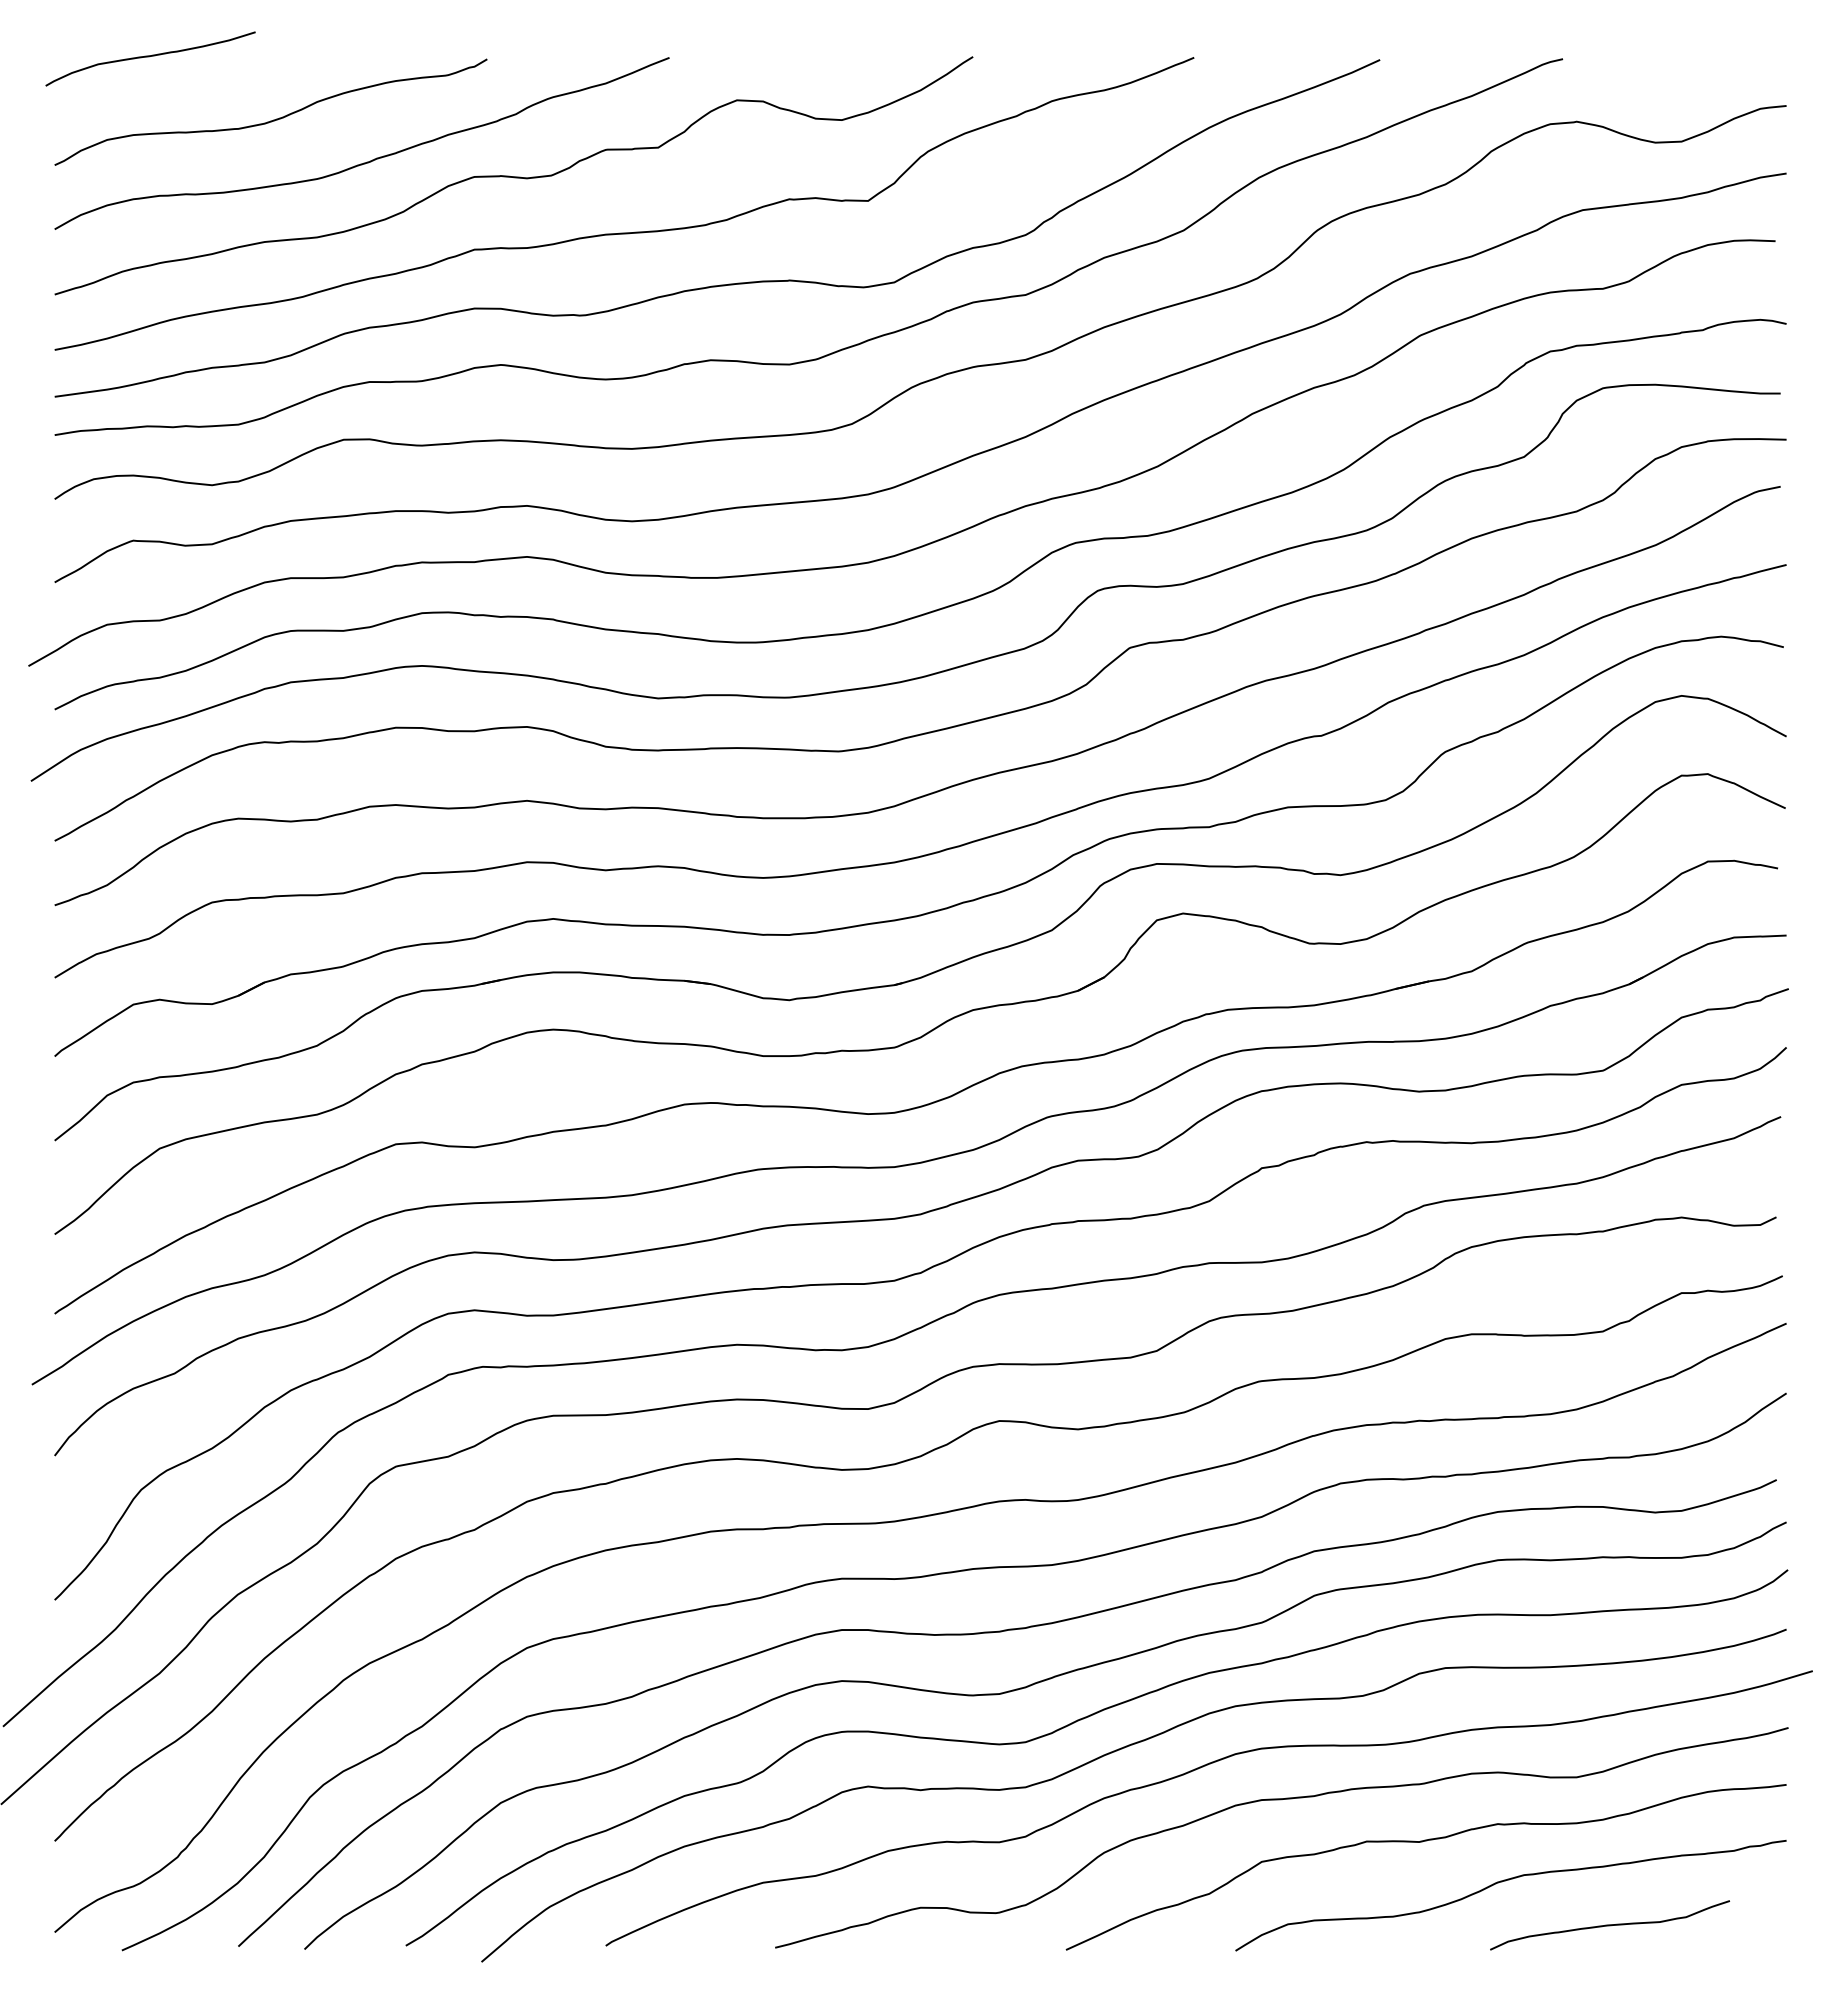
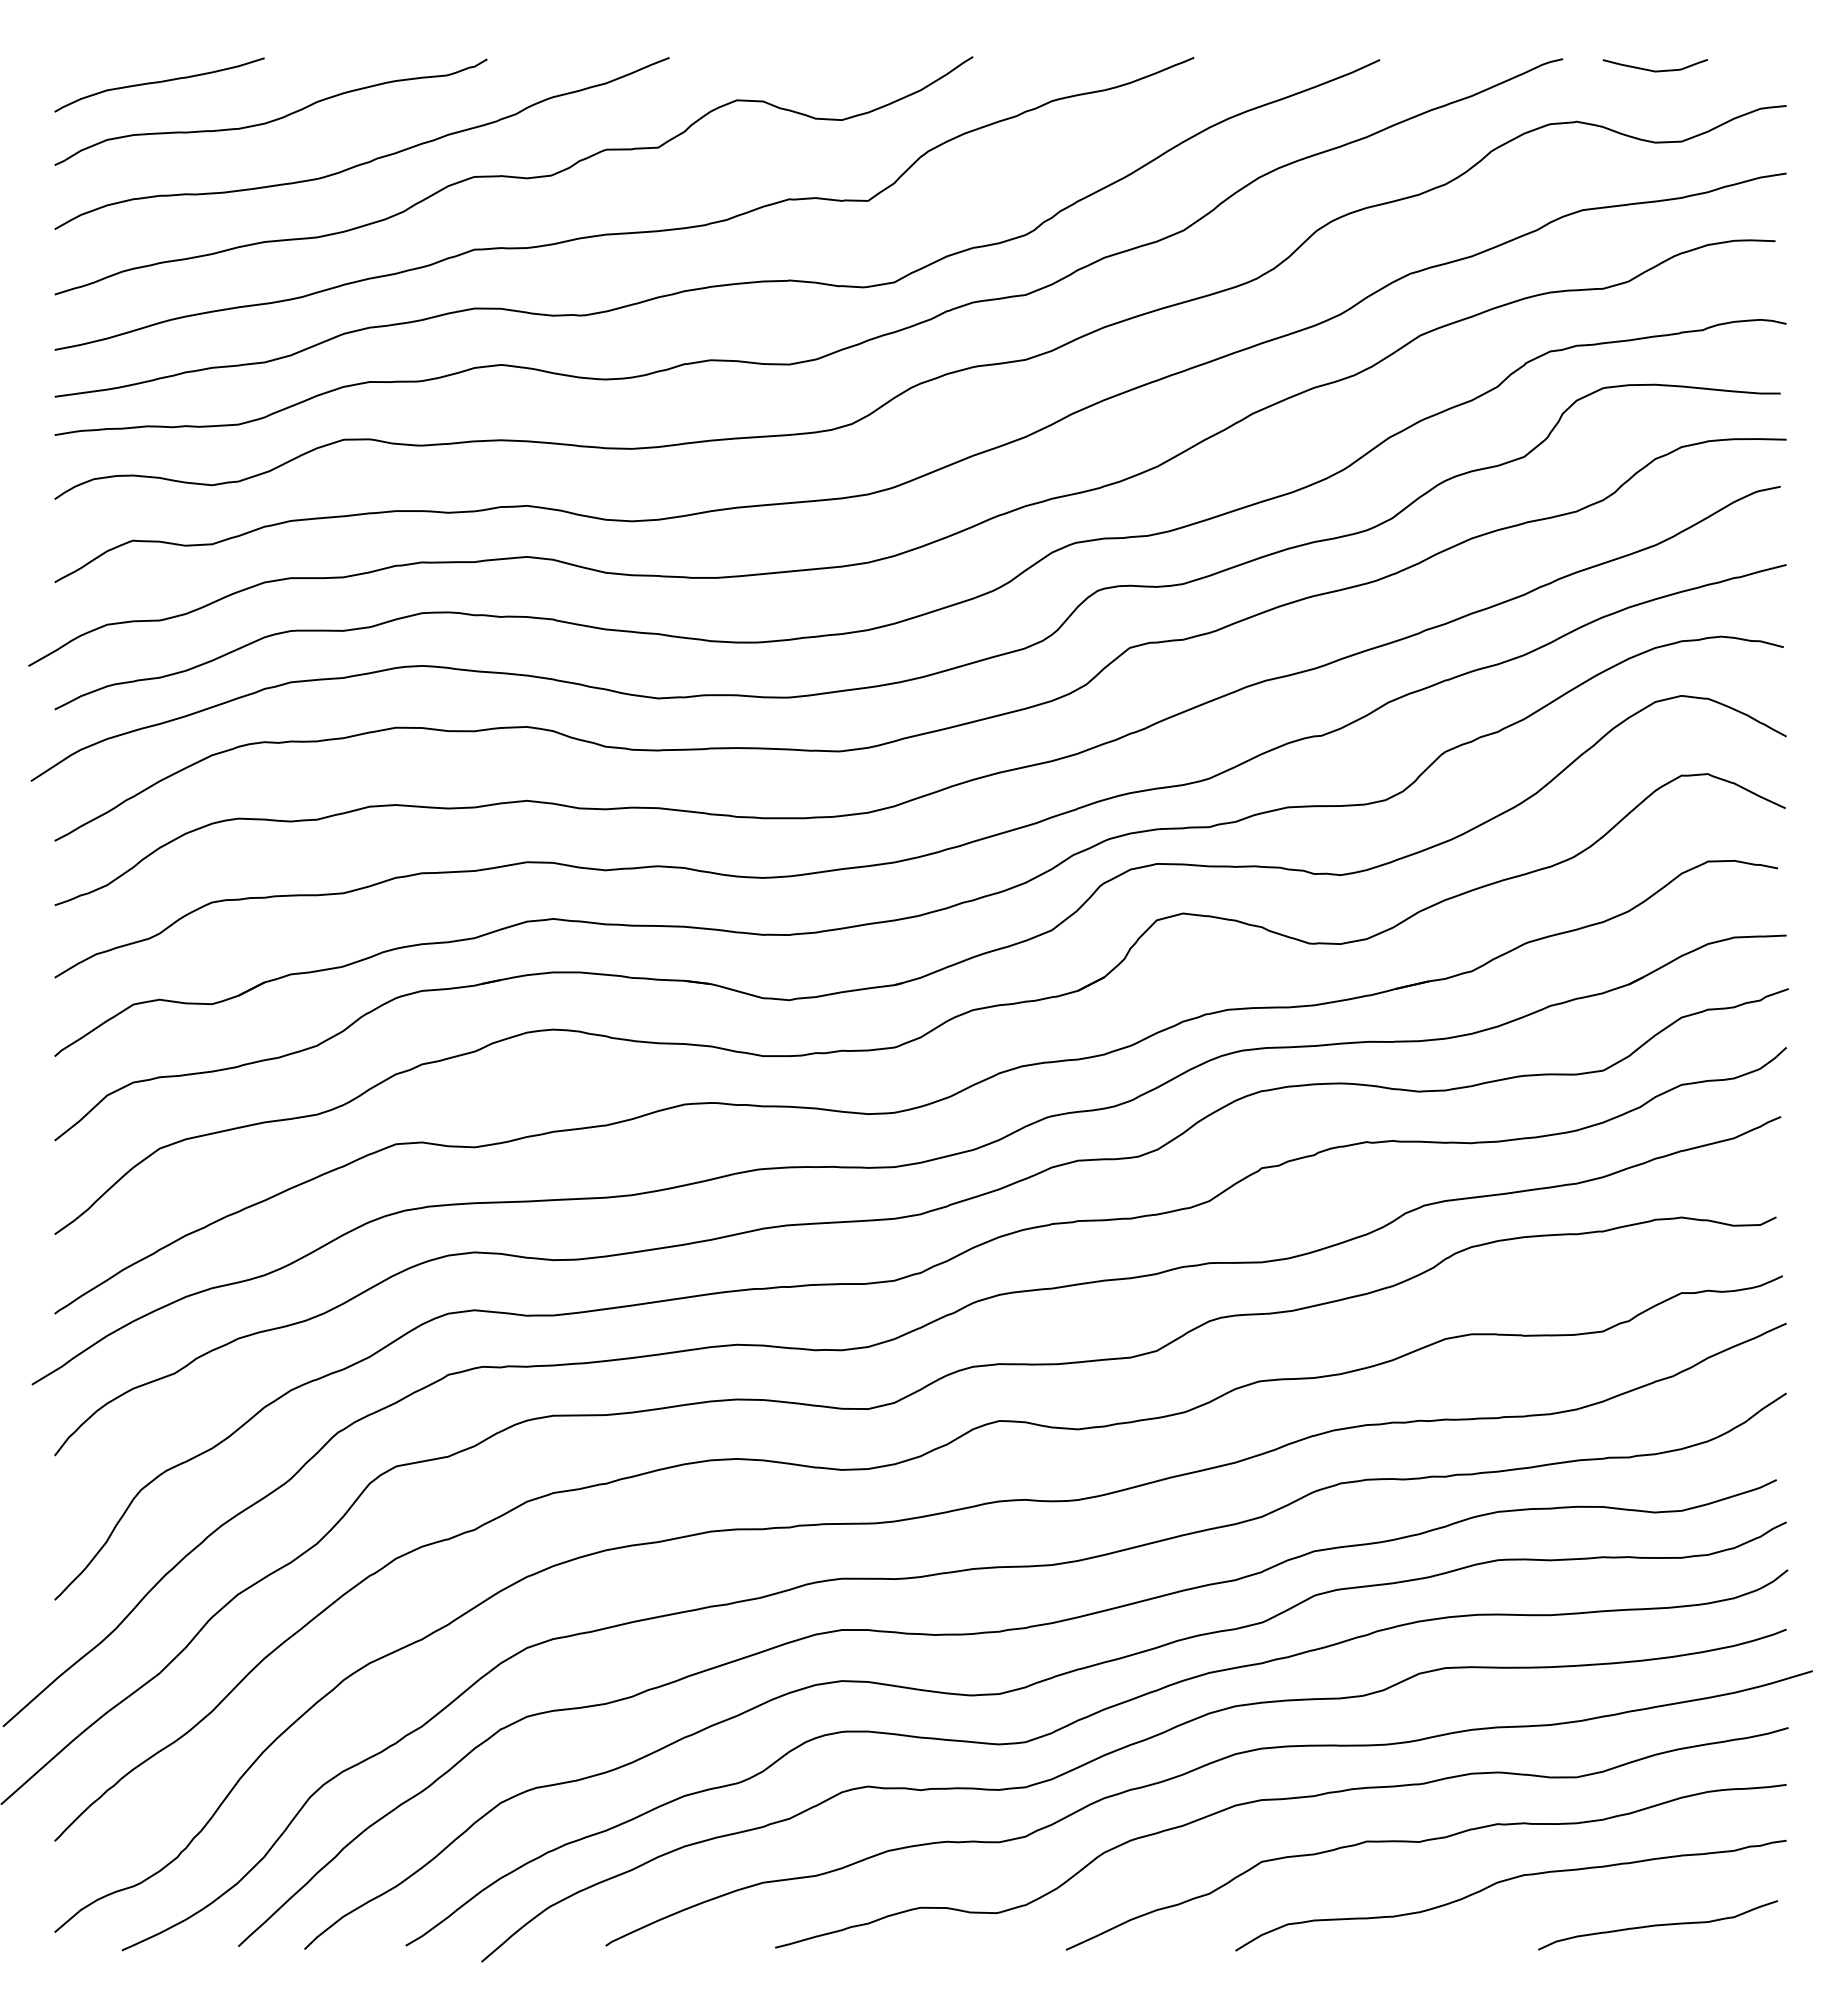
curve position: (149, 57) -> (158, 83) (158, 83)
curve: none -> present (1651, 69)
curve position: (1609, 1925) -> (1657, 1925) (1657, 1925)
